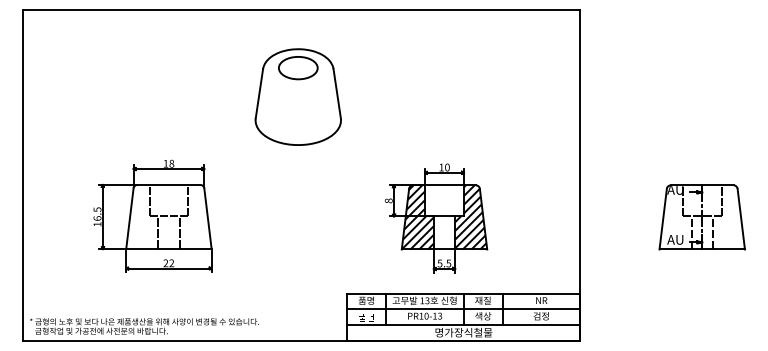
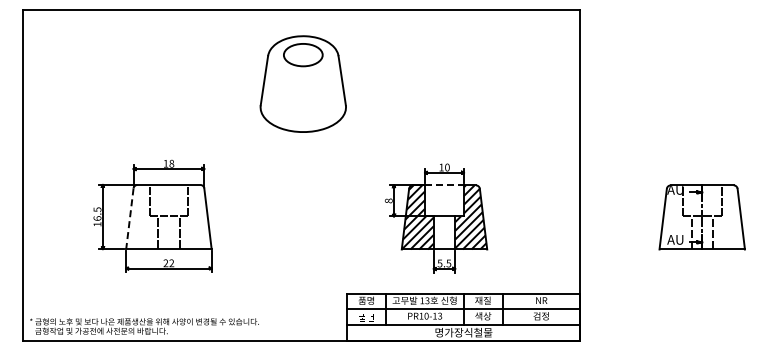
part position: (297, 96) -> (302, 83) (302, 83)
line: solid -> dashed (445, 185)
line: solid -> dashed (129, 218)
